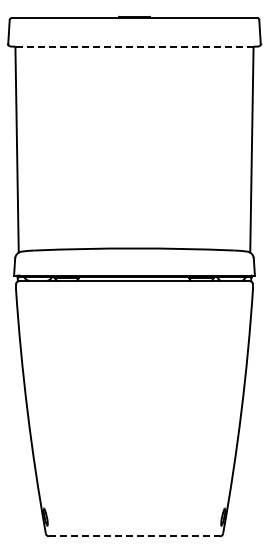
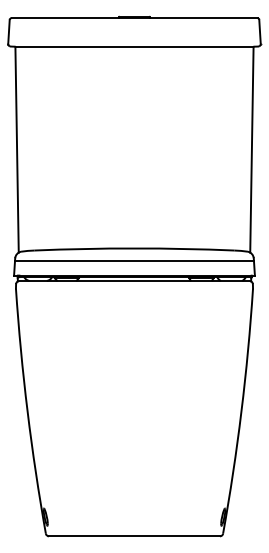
line: dashed -> solid (134, 46)
line: none -> present (134, 260)
line: dashed -> solid (135, 536)
